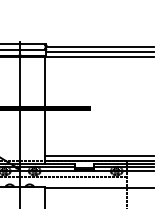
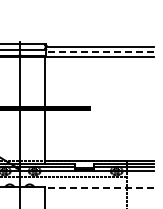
line: solid -> dashed (99, 51)
line: present -> none (99, 155)
line: solid -> dashed (99, 187)
